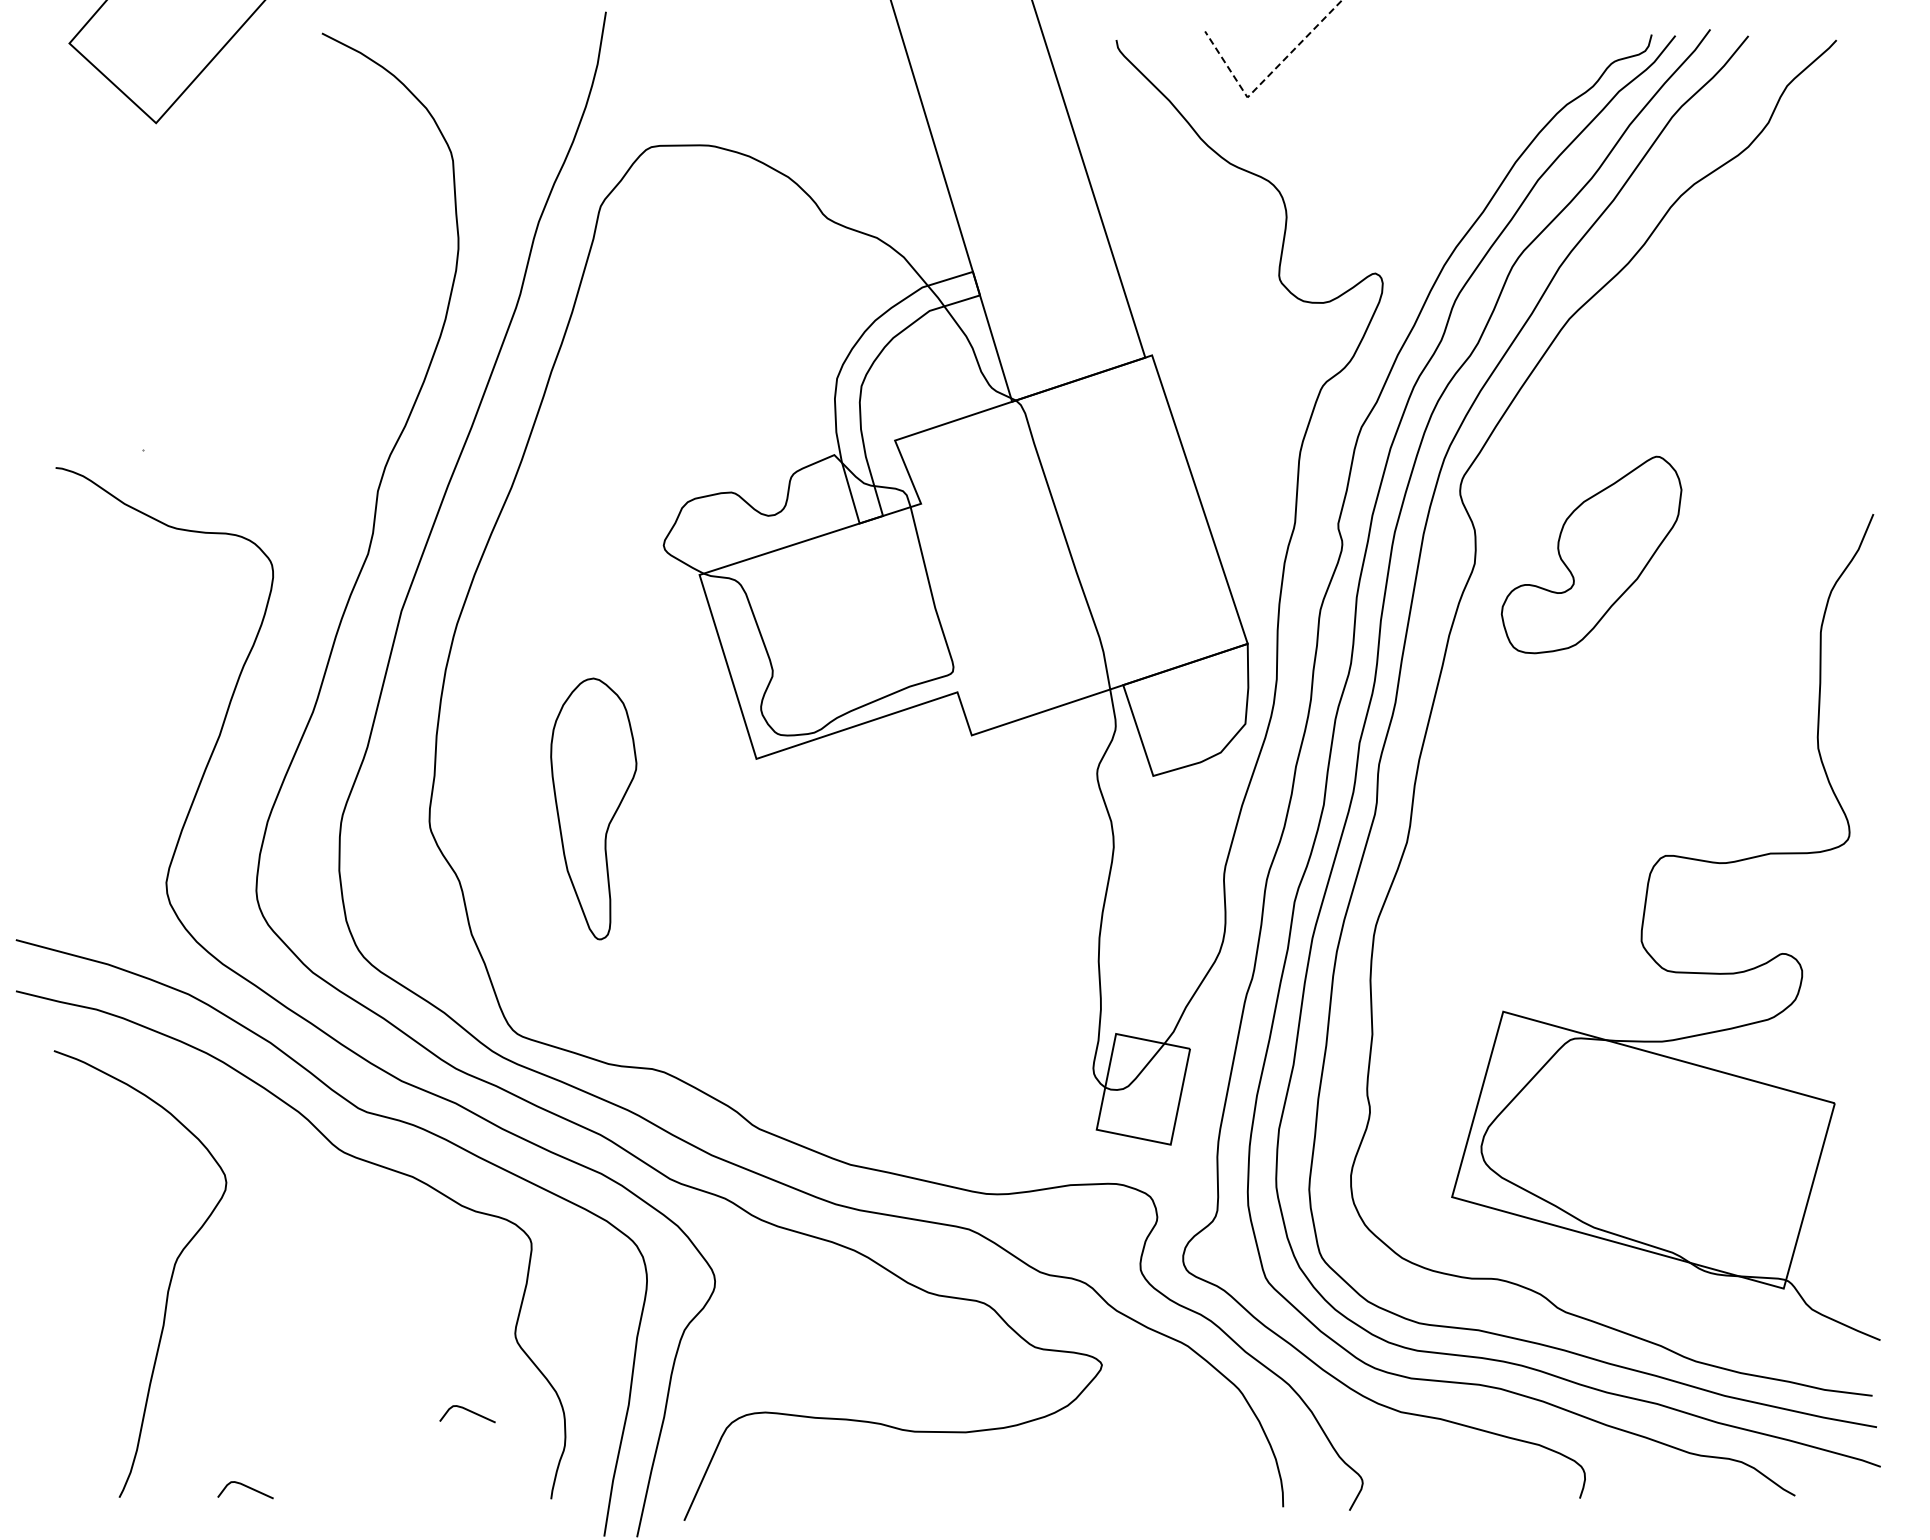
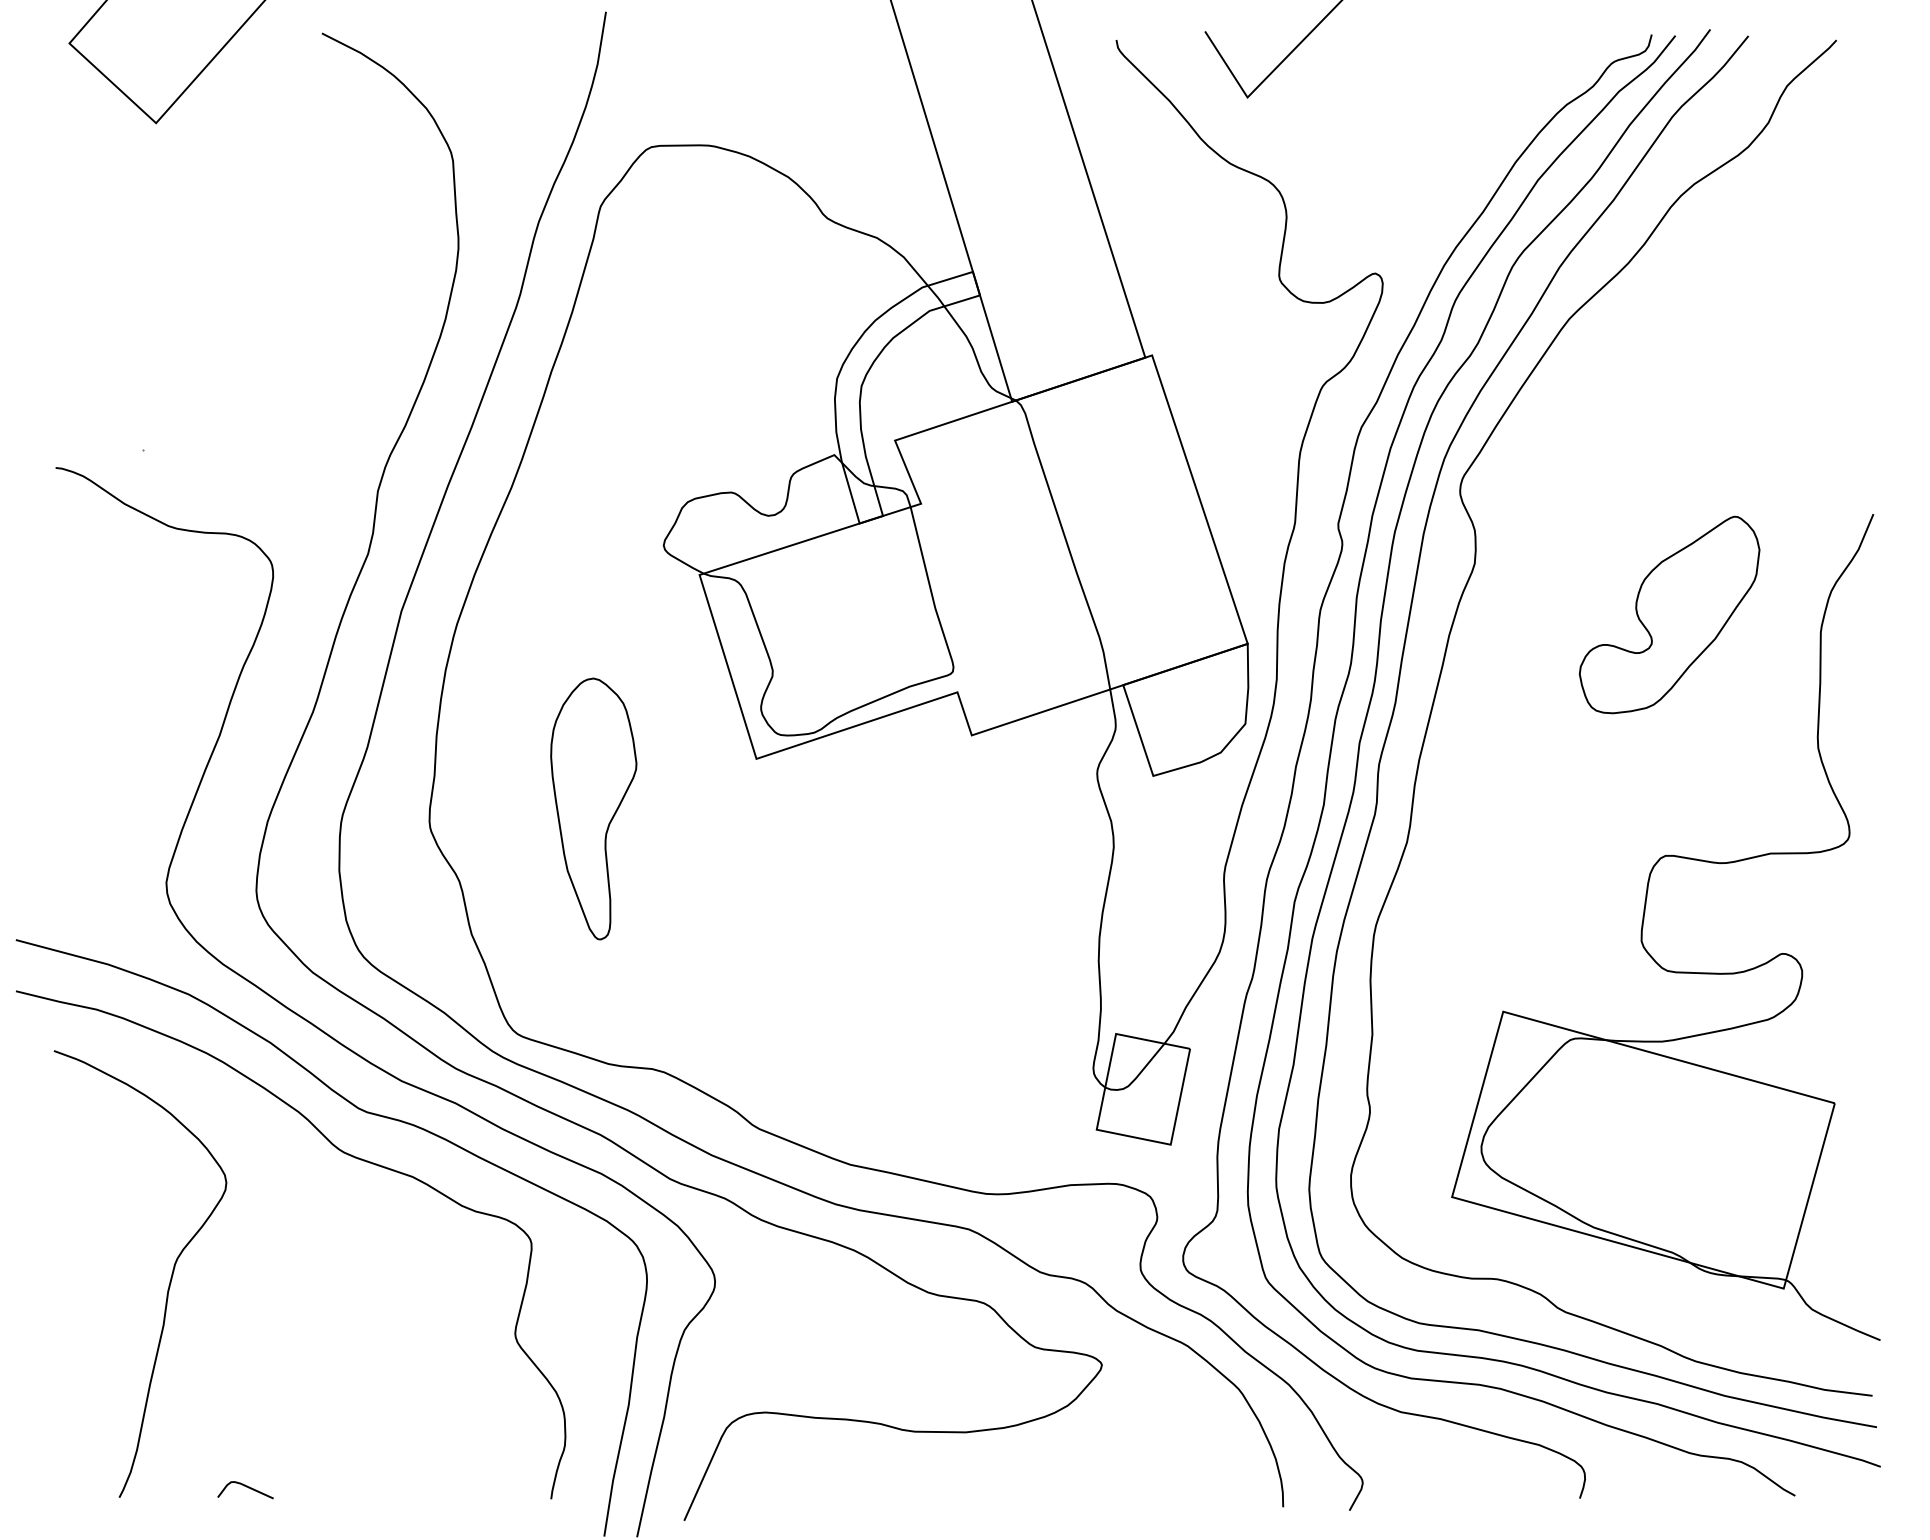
line: dashed -> solid (1267, 77)
part position: (1591, 554) -> (1669, 614) (1669, 614)
curve: present -> none (468, 1411)
